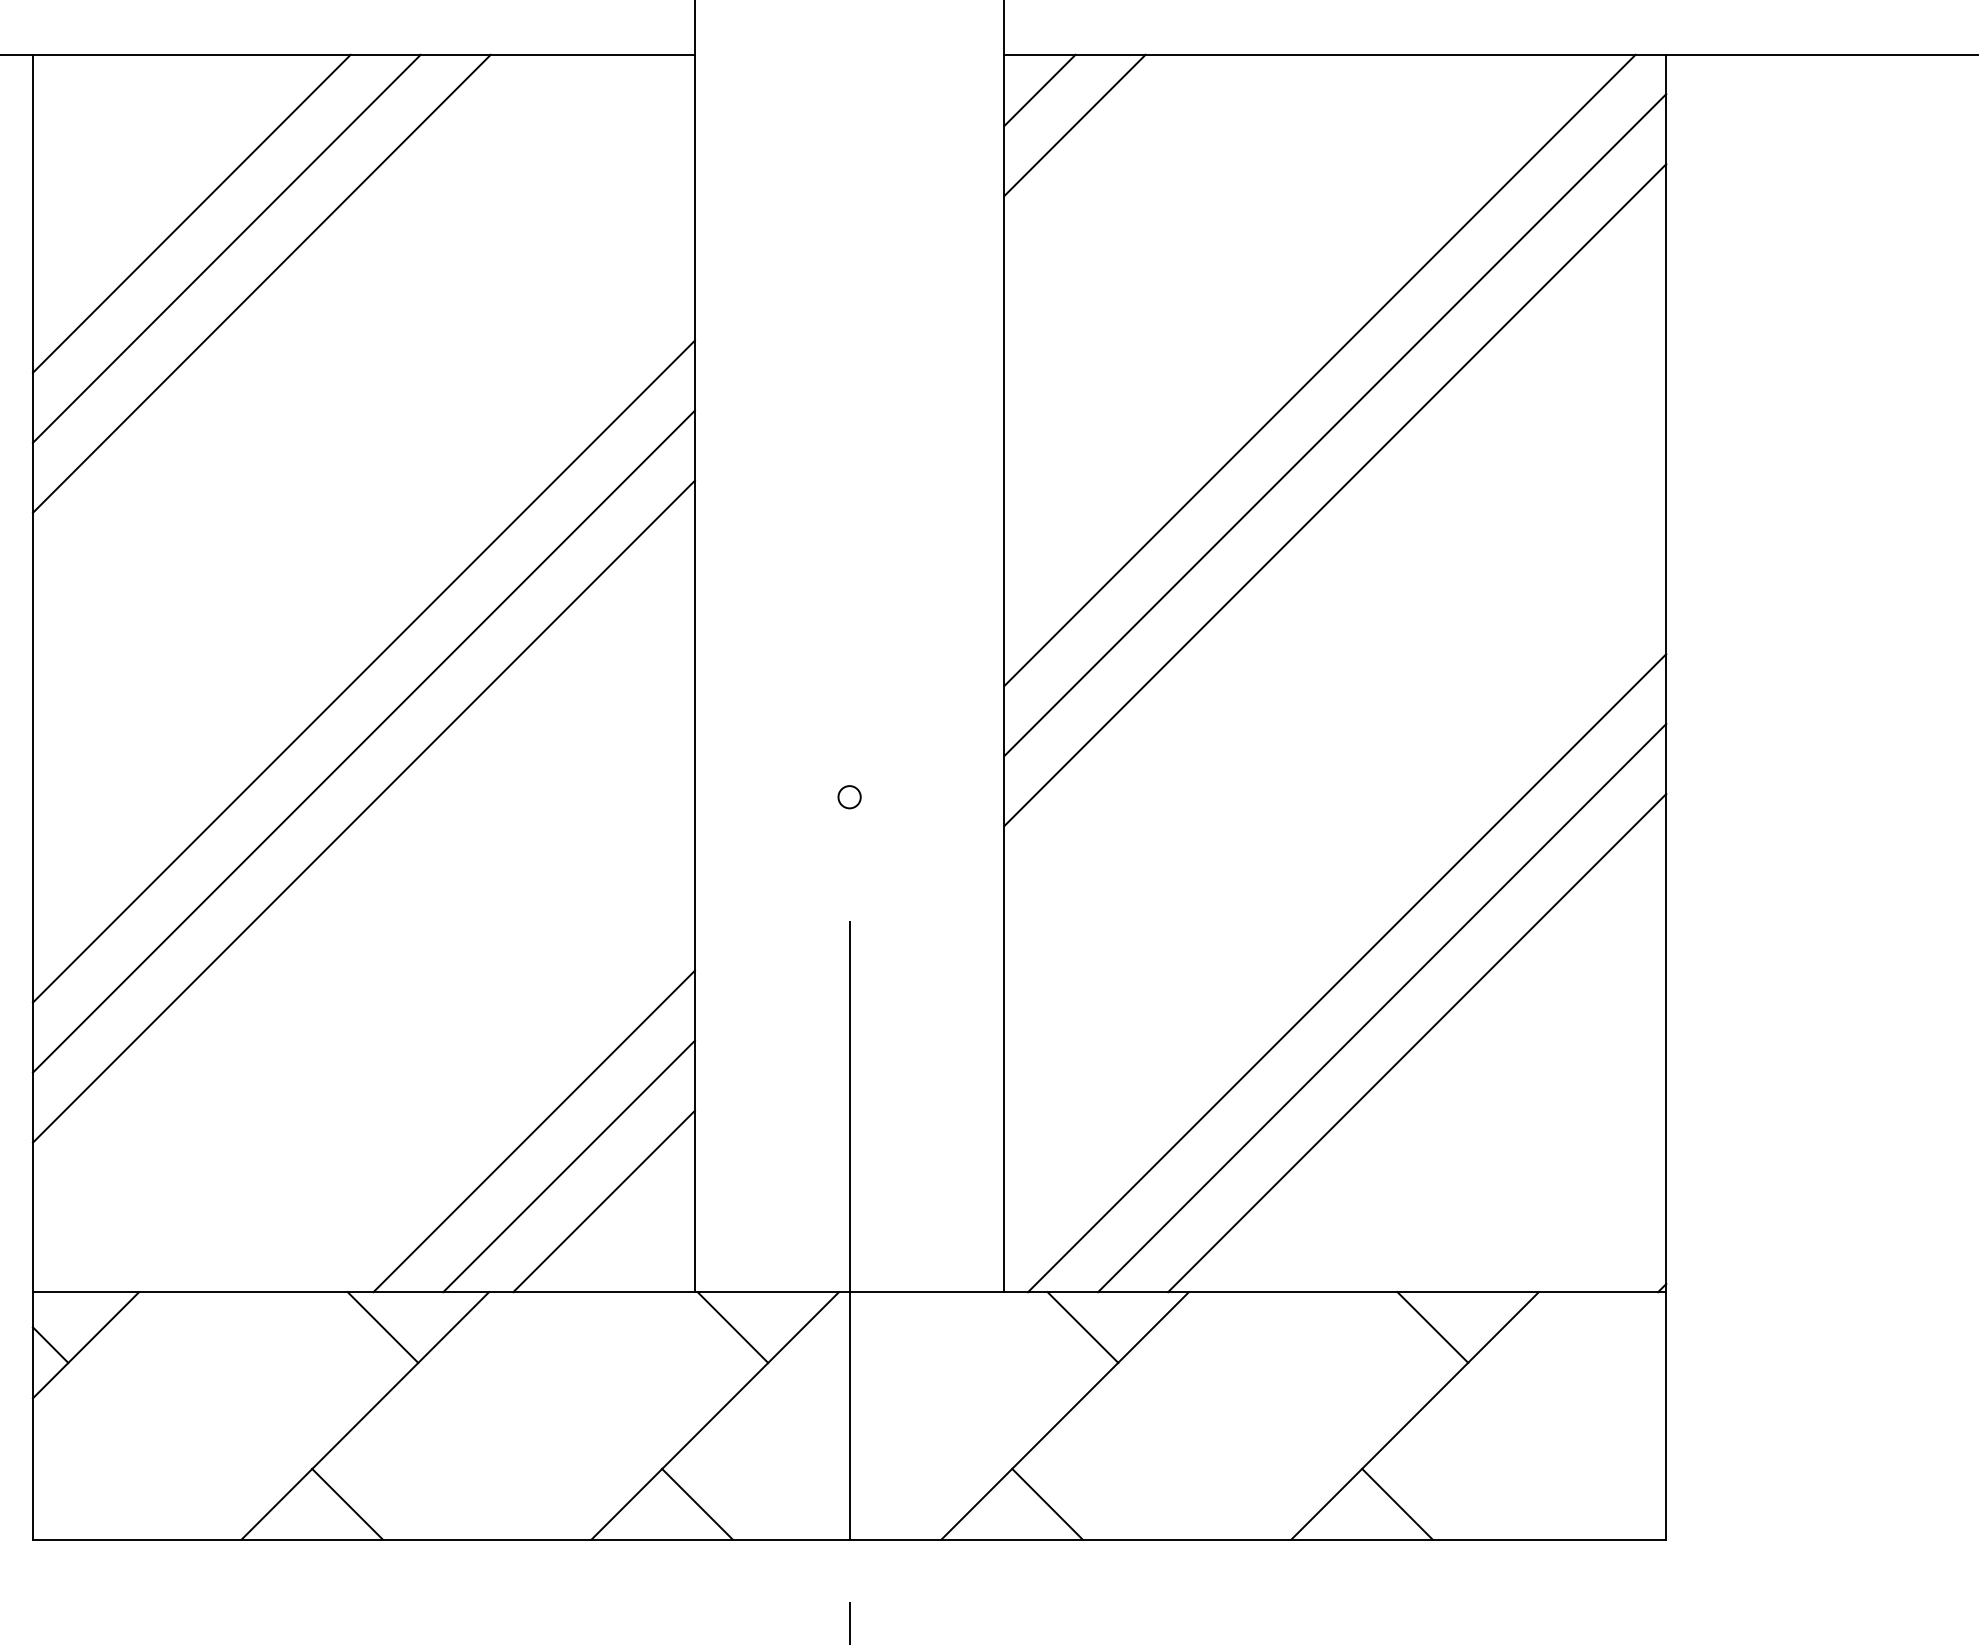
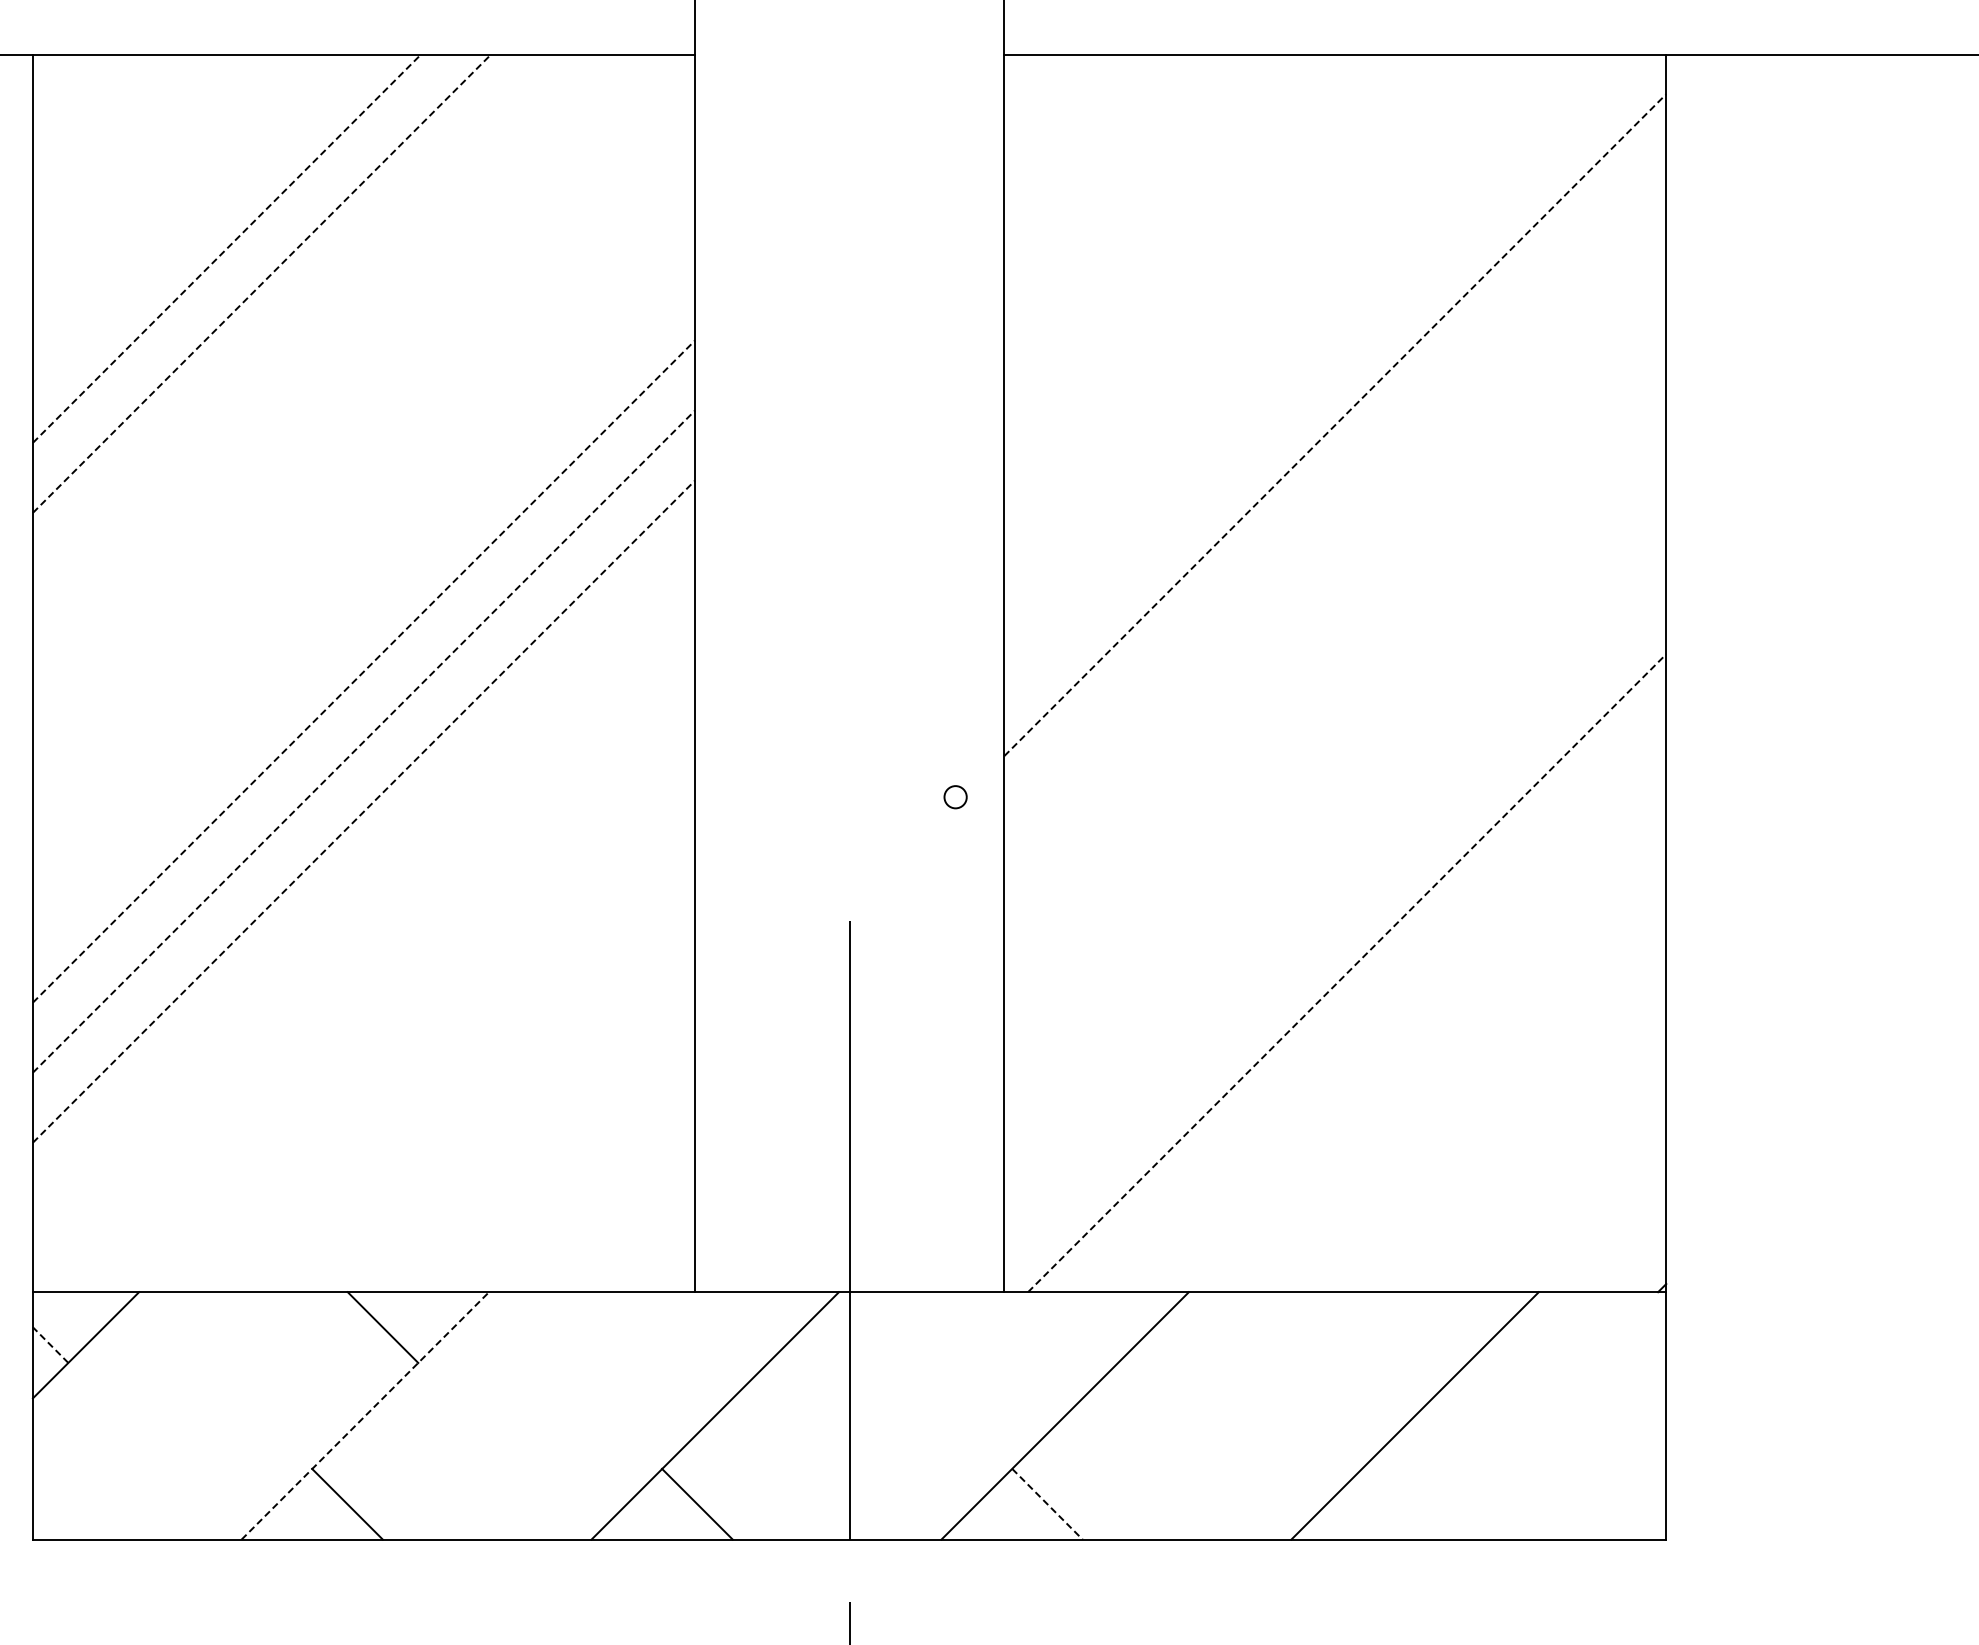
line: present -> none (1039, 90)
line: present -> none (1074, 125)
line: present -> none (191, 213)
line: solid -> dashed (227, 248)
line: solid -> dashed (261, 283)
line: present -> none (1319, 370)
line: solid -> dashed (1335, 424)
line: present -> none (1335, 495)
line: solid -> dashed (364, 671)
line: solid -> dashed (364, 741)
circle position: (849, 797) -> (955, 797) (955, 797)
line: solid -> dashed (364, 811)
line: solid -> dashed (1347, 972)
line: present -> none (1382, 1007)
line: present -> none (1417, 1043)
line: present -> none (533, 1131)
line: present -> none (568, 1166)
line: present -> none (603, 1201)
line: present -> none (732, 1327)
line: present -> none (1082, 1327)
line: present -> none (1432, 1327)
line: solid -> dashed (50, 1344)
line: solid -> dashed (365, 1415)
line: present -> none (1397, 1503)
line: solid -> dashed (1047, 1504)
